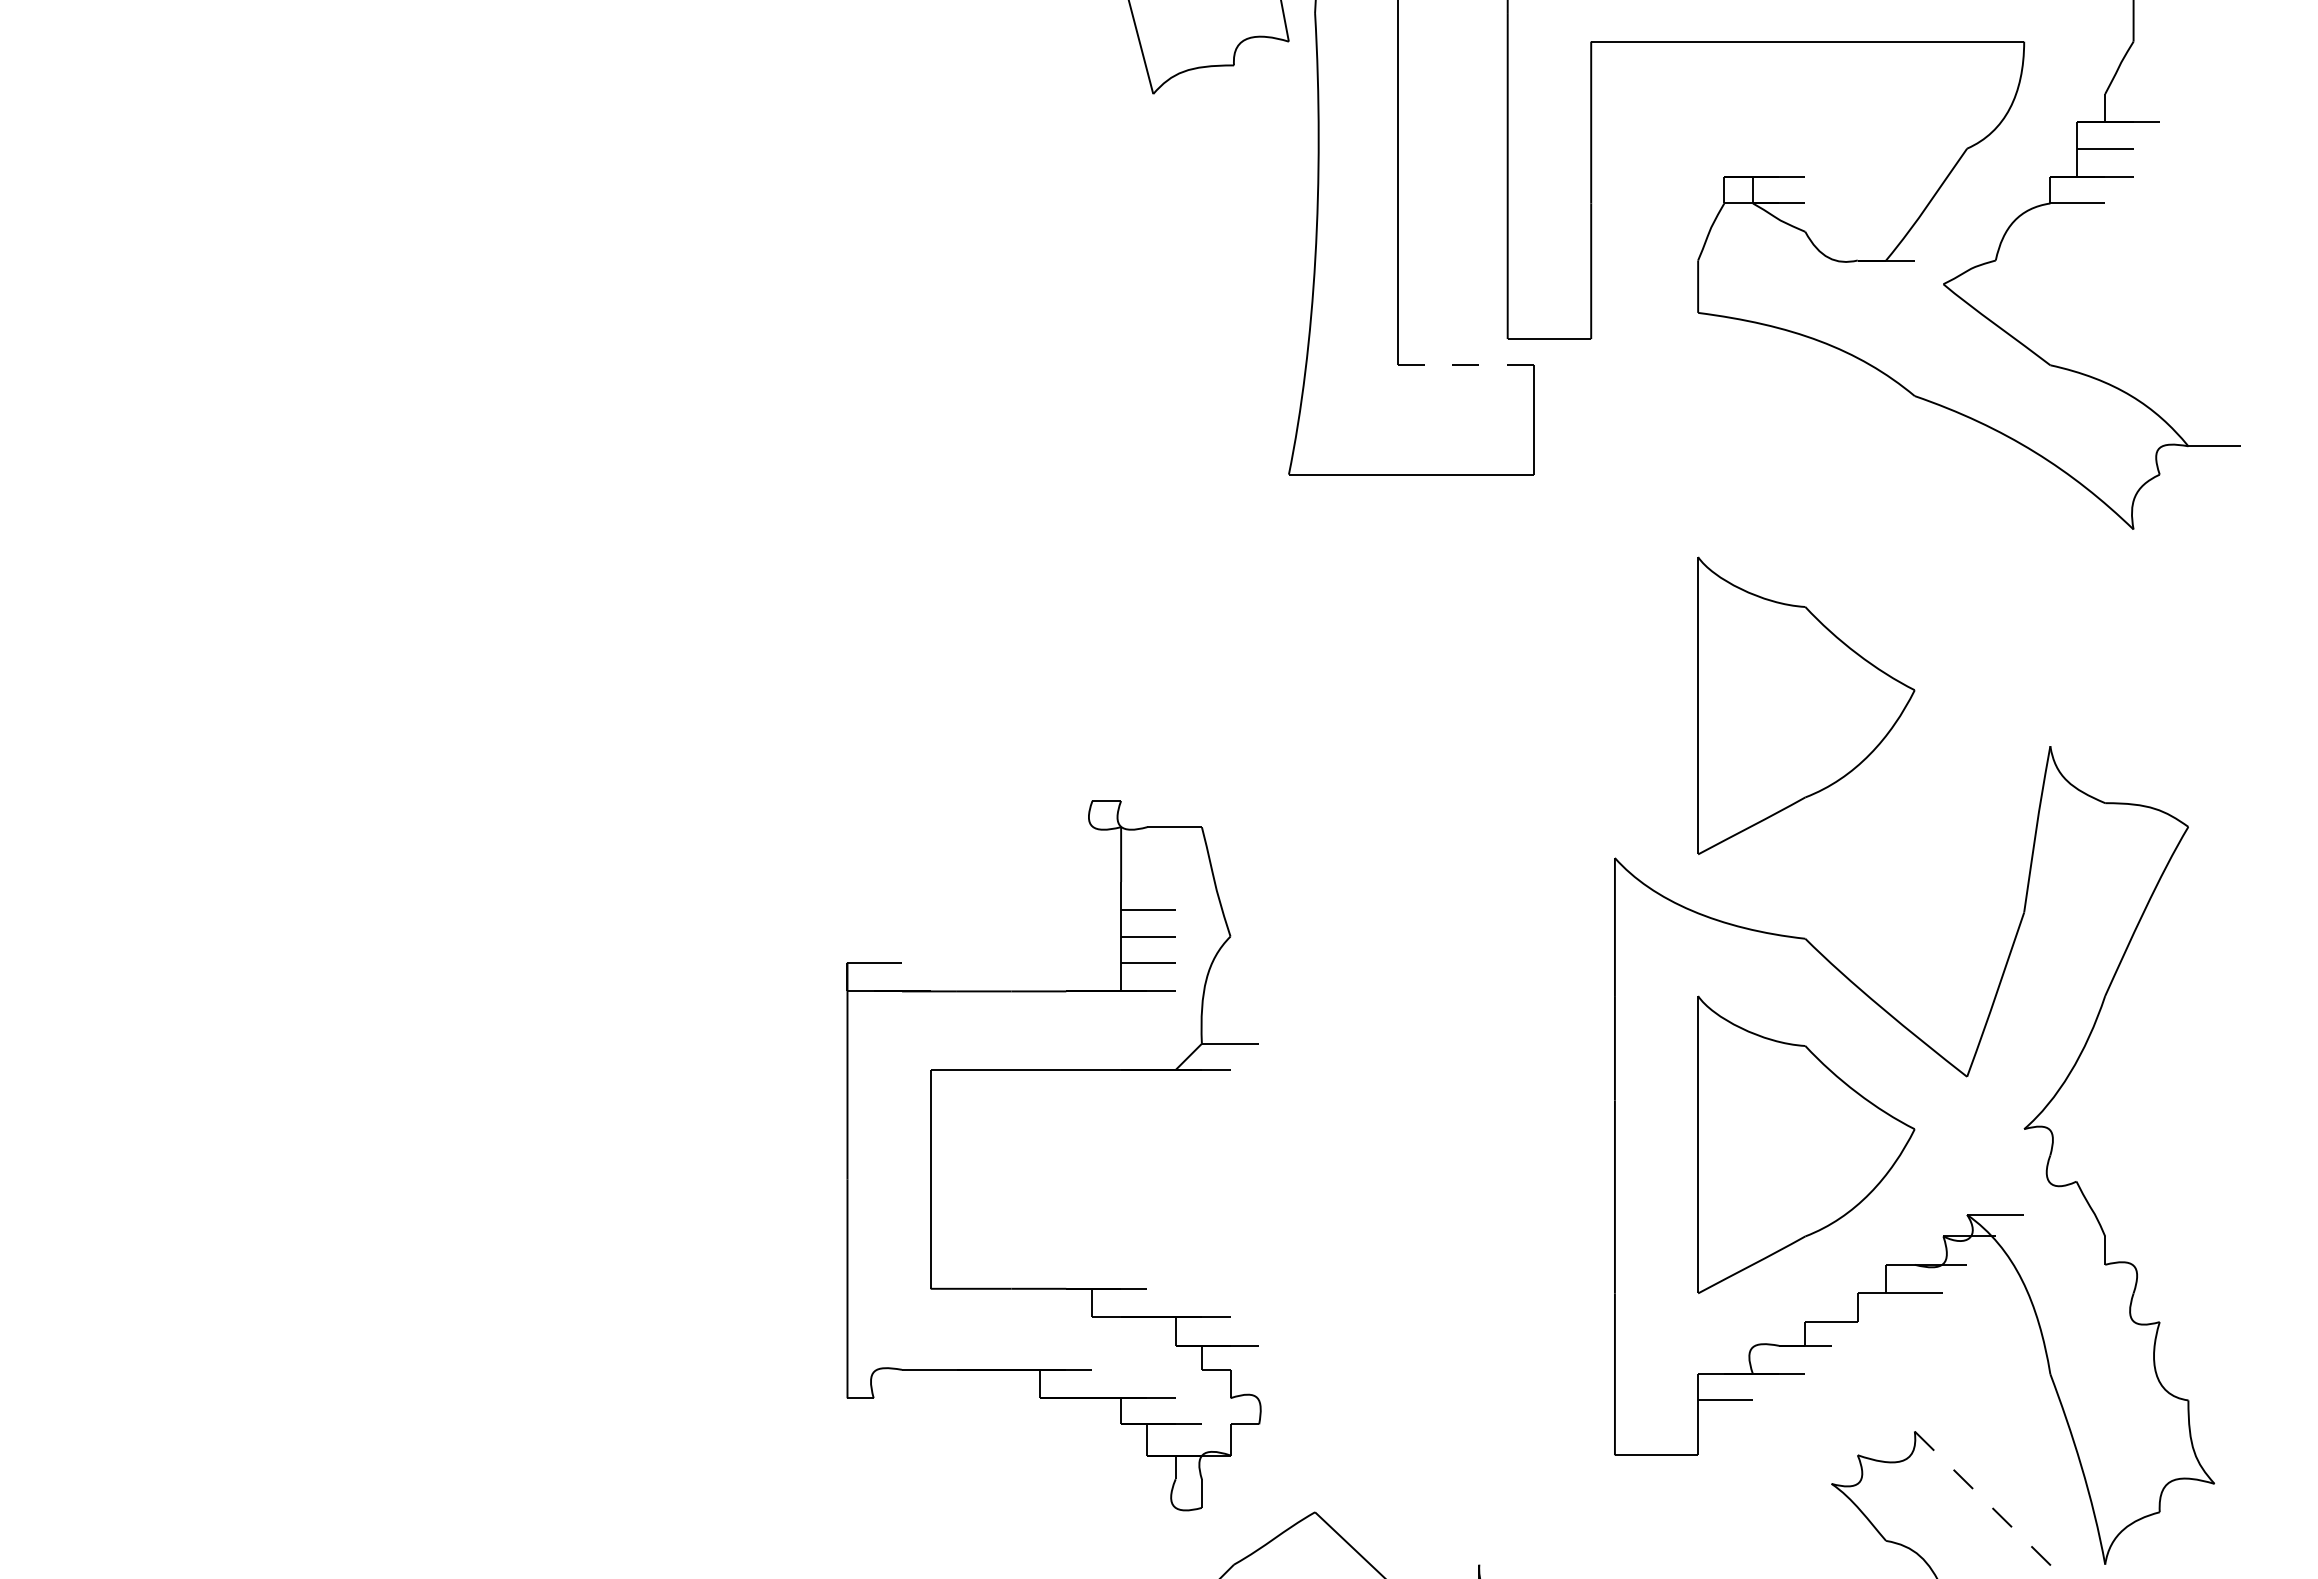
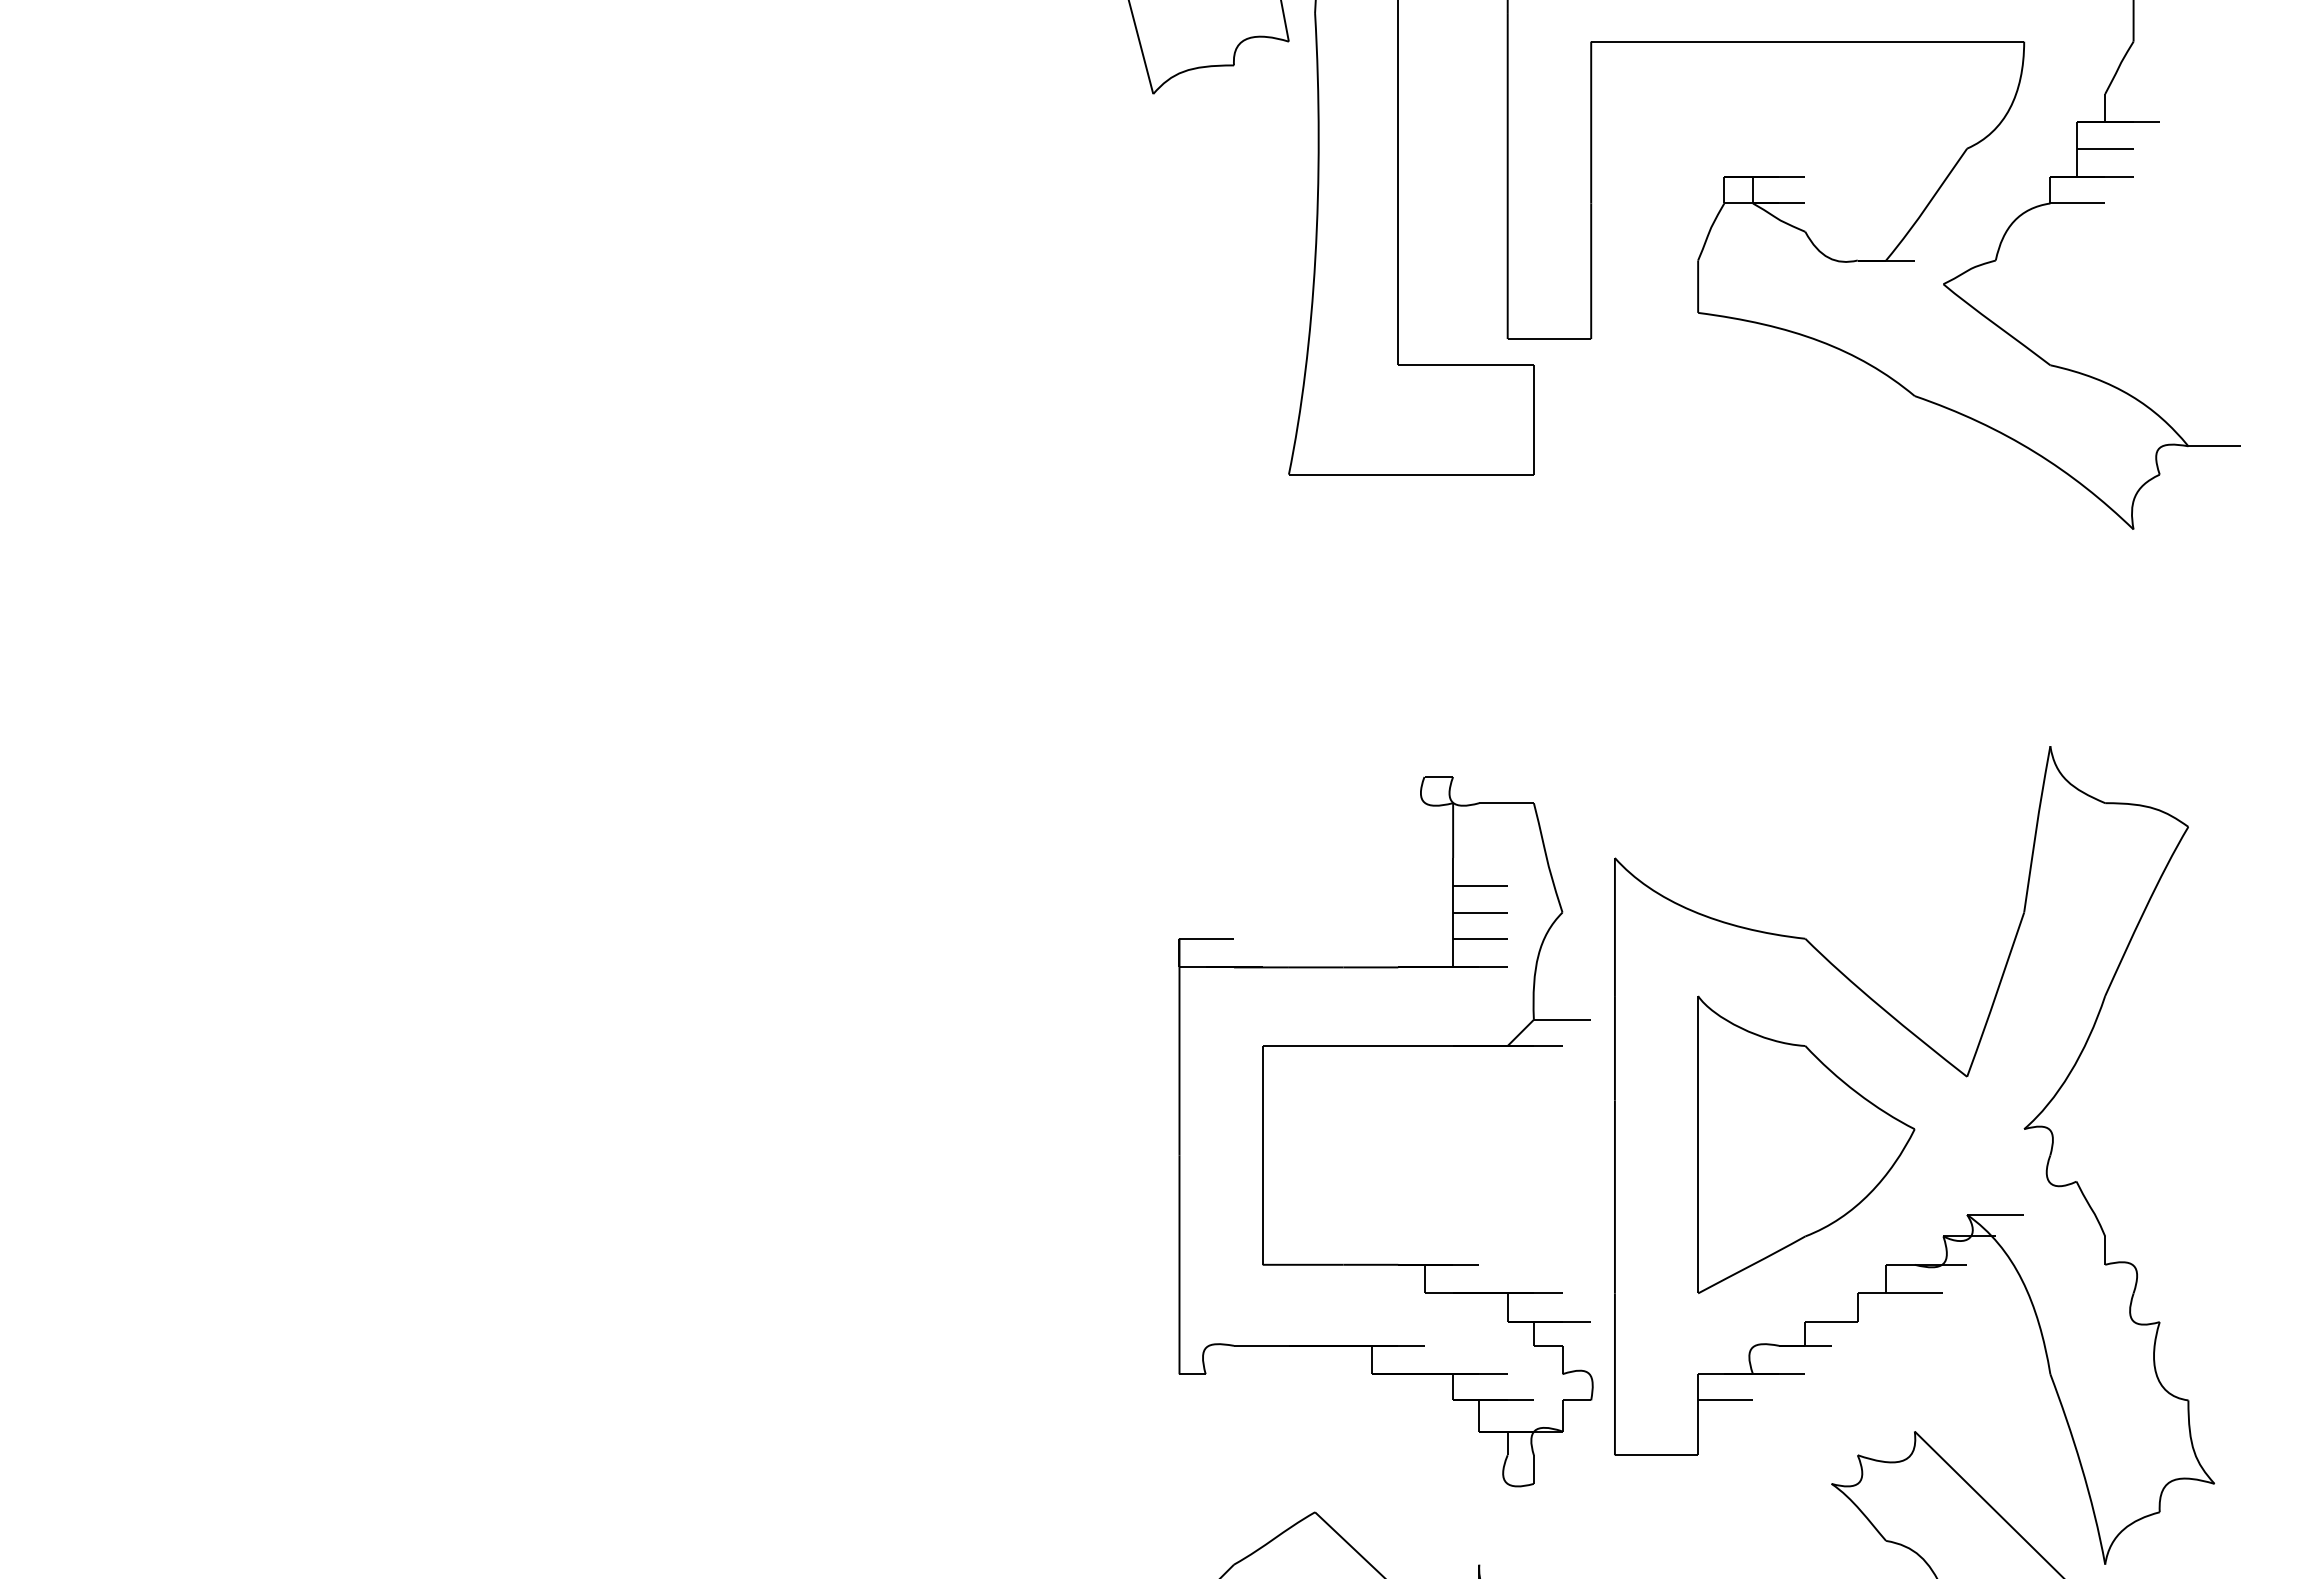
line: dashed -> solid (1466, 365)
part: present -> none (1806, 705)
part position: (1053, 1070) -> (1385, 1046) (1385, 1046)
line: dashed -> solid (1989, 1505)
